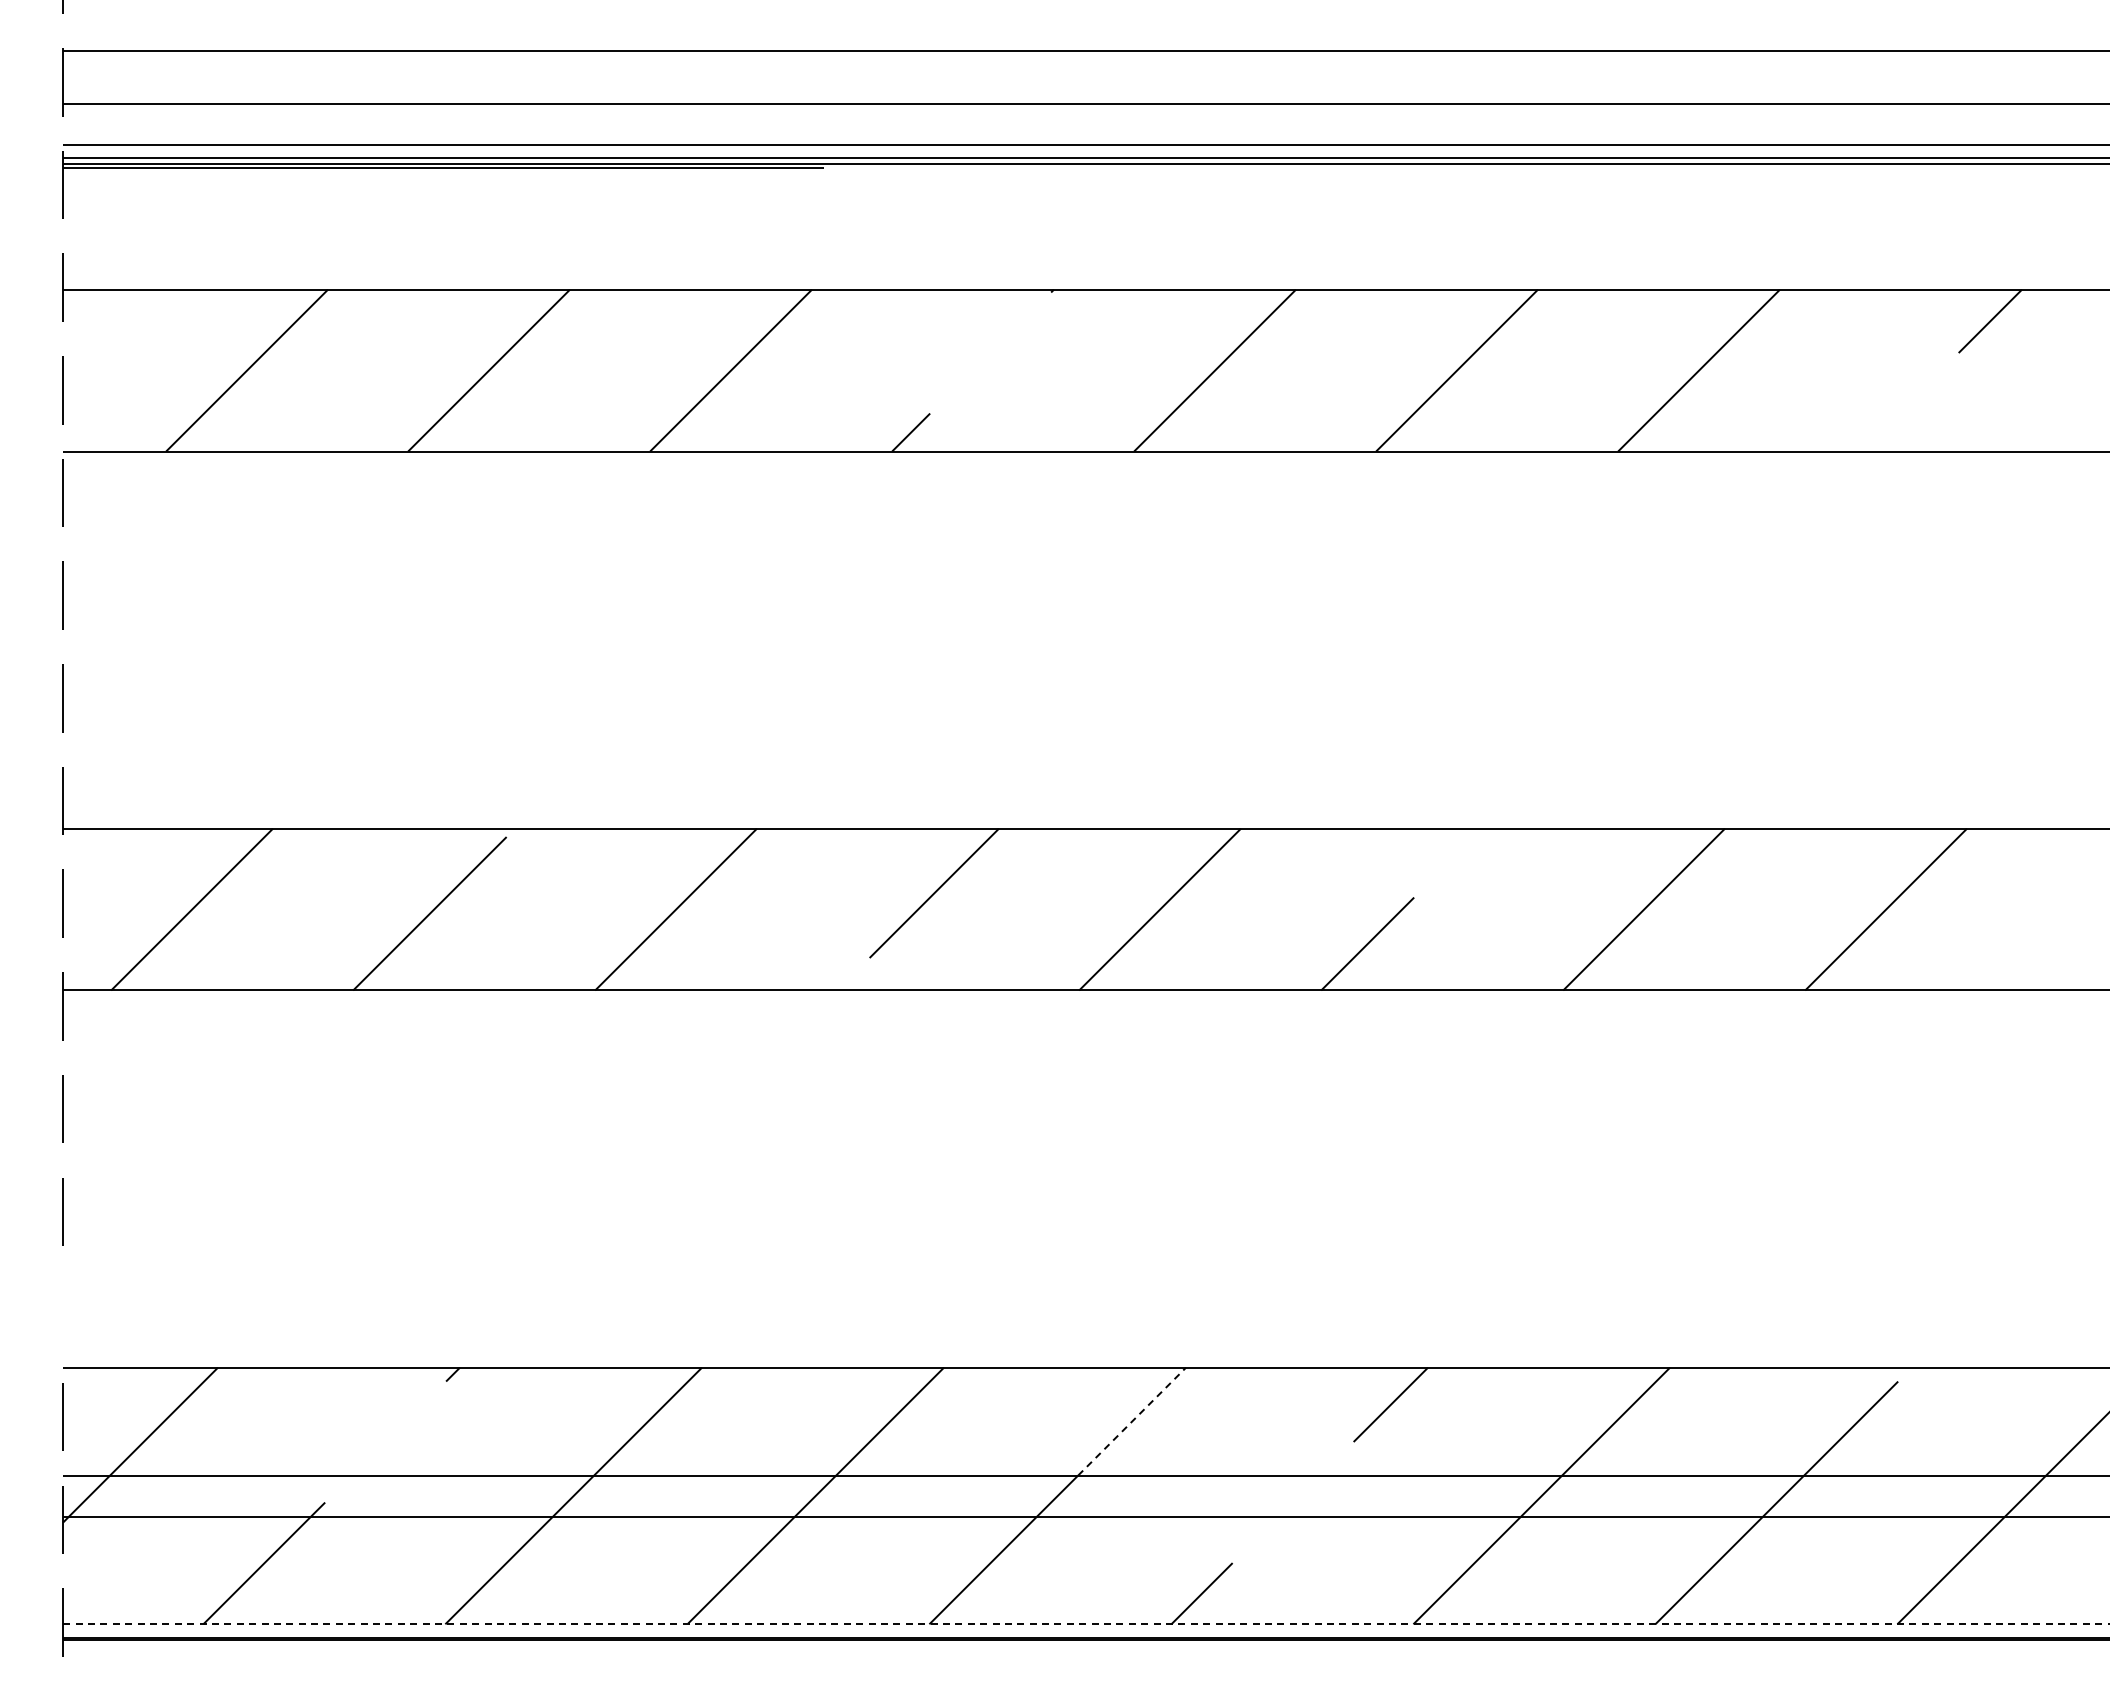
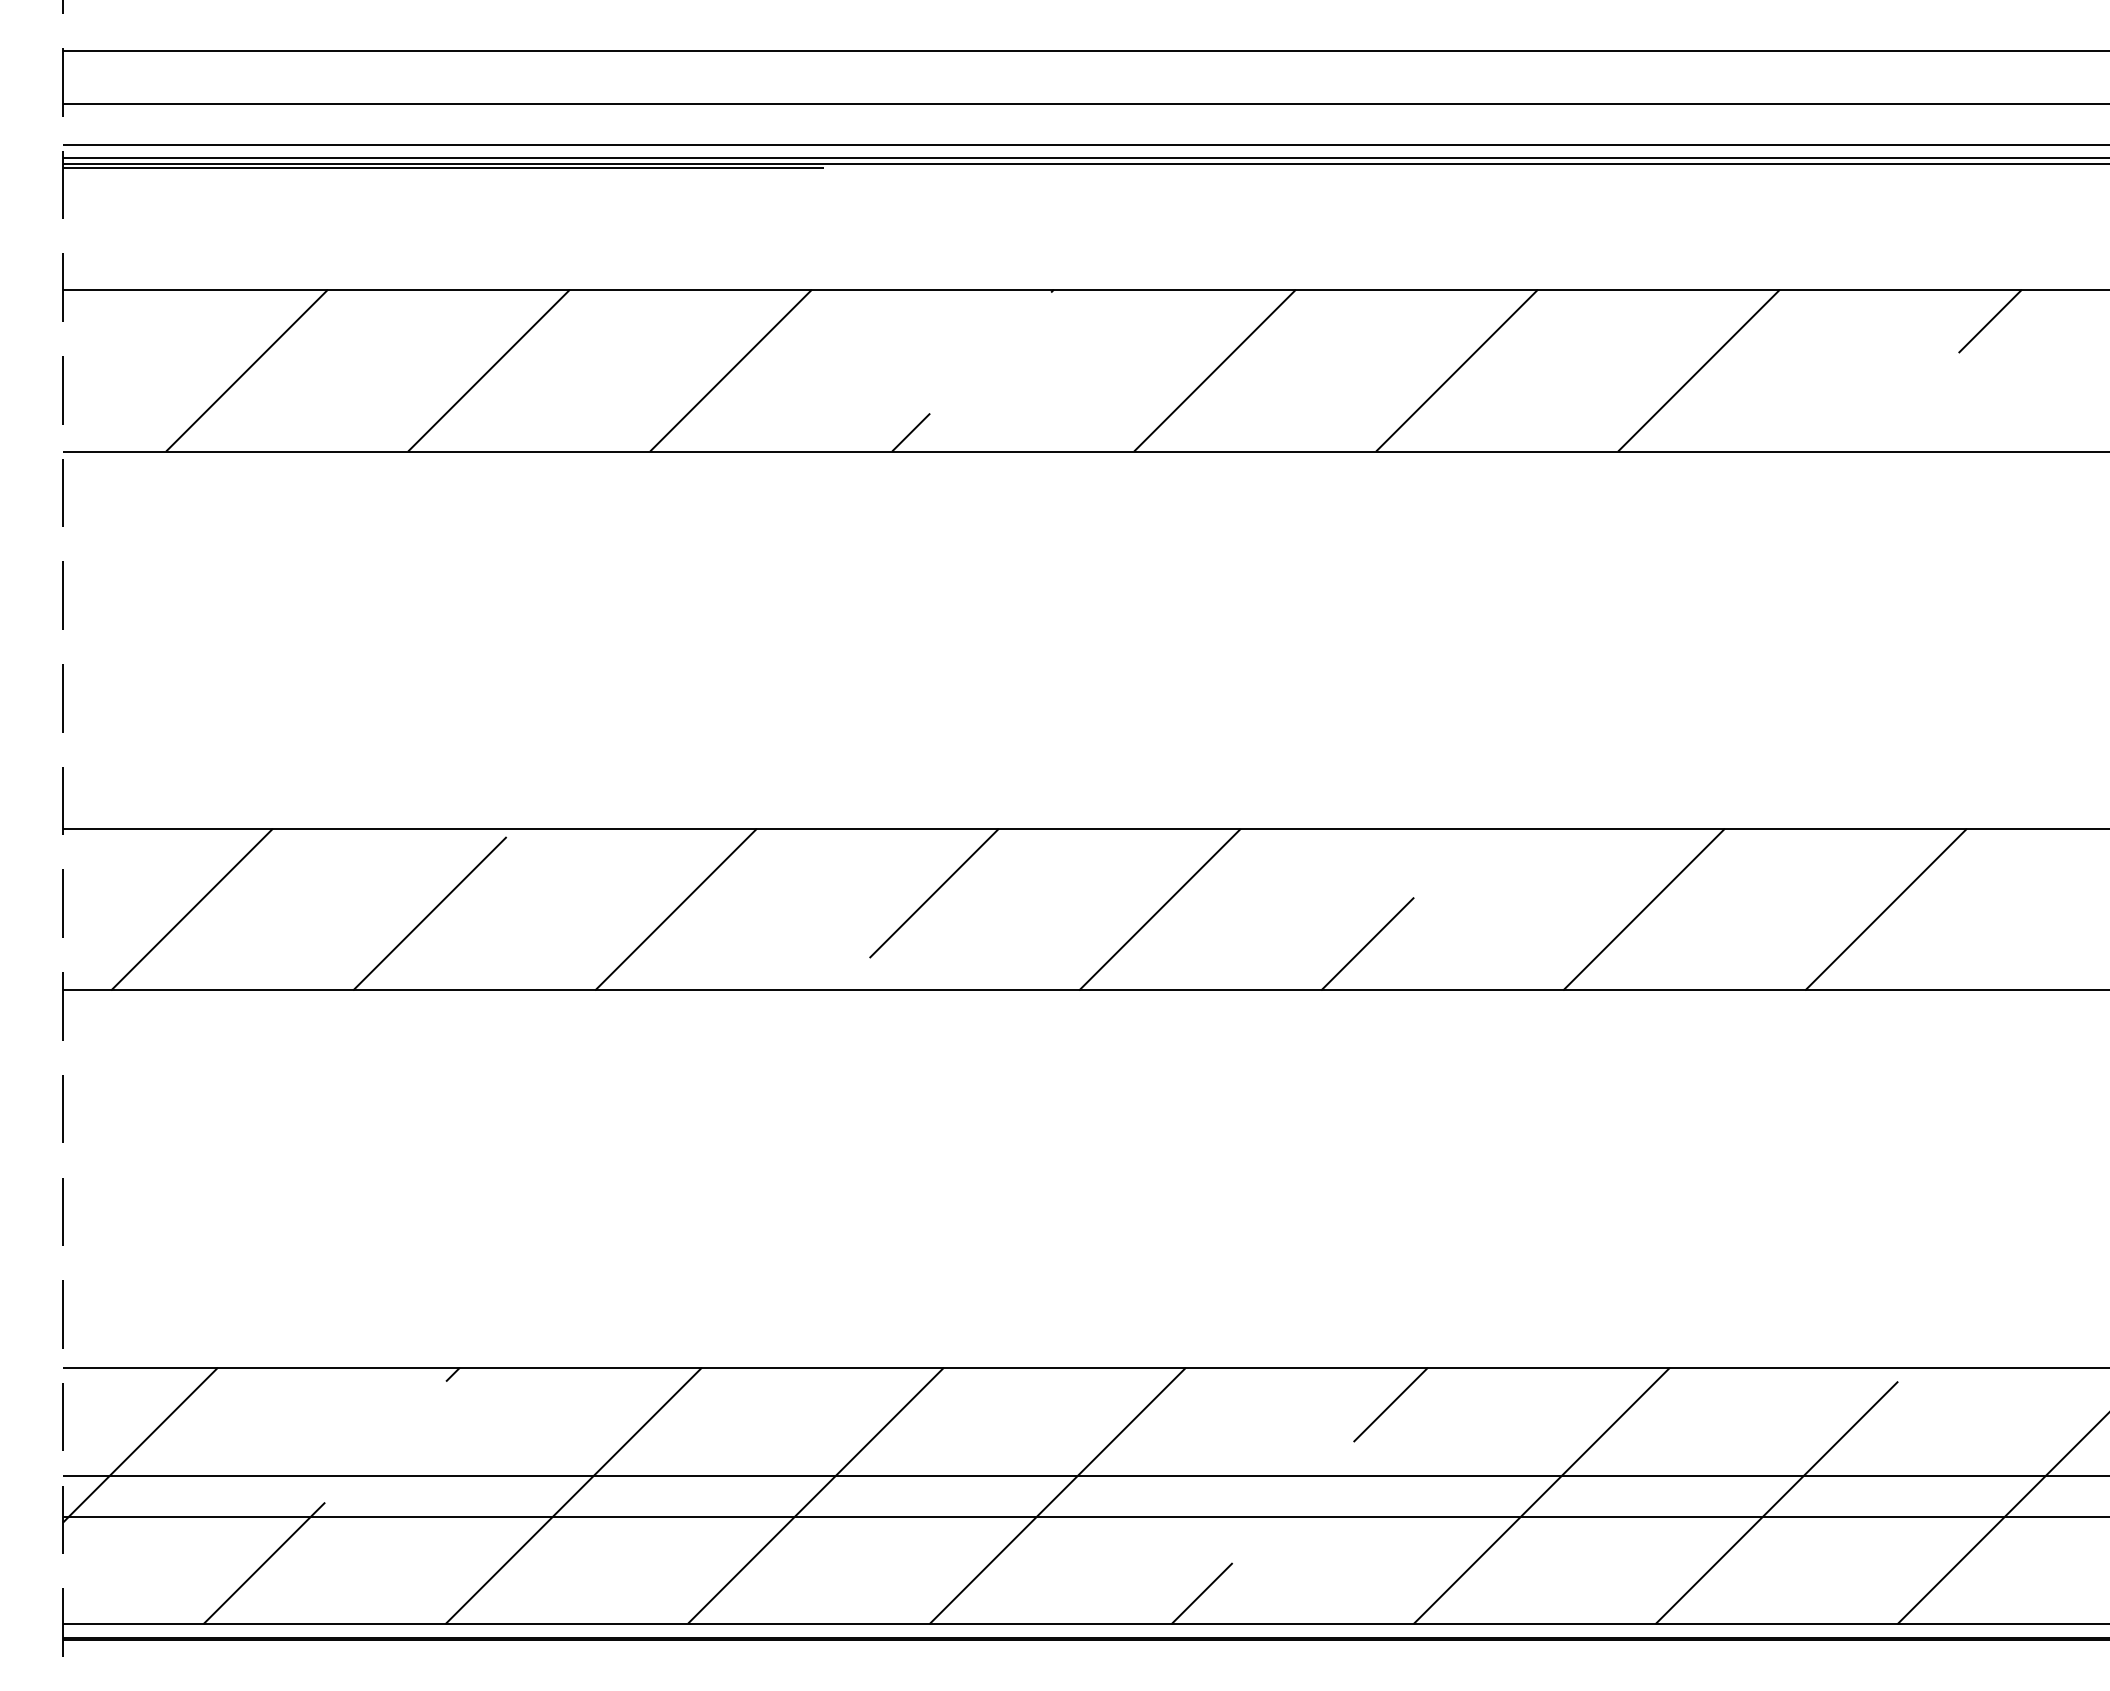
line: none -> present (62, 1314)
line: dashed -> solid (1132, 1421)
line: dashed -> solid (1087, 1624)
